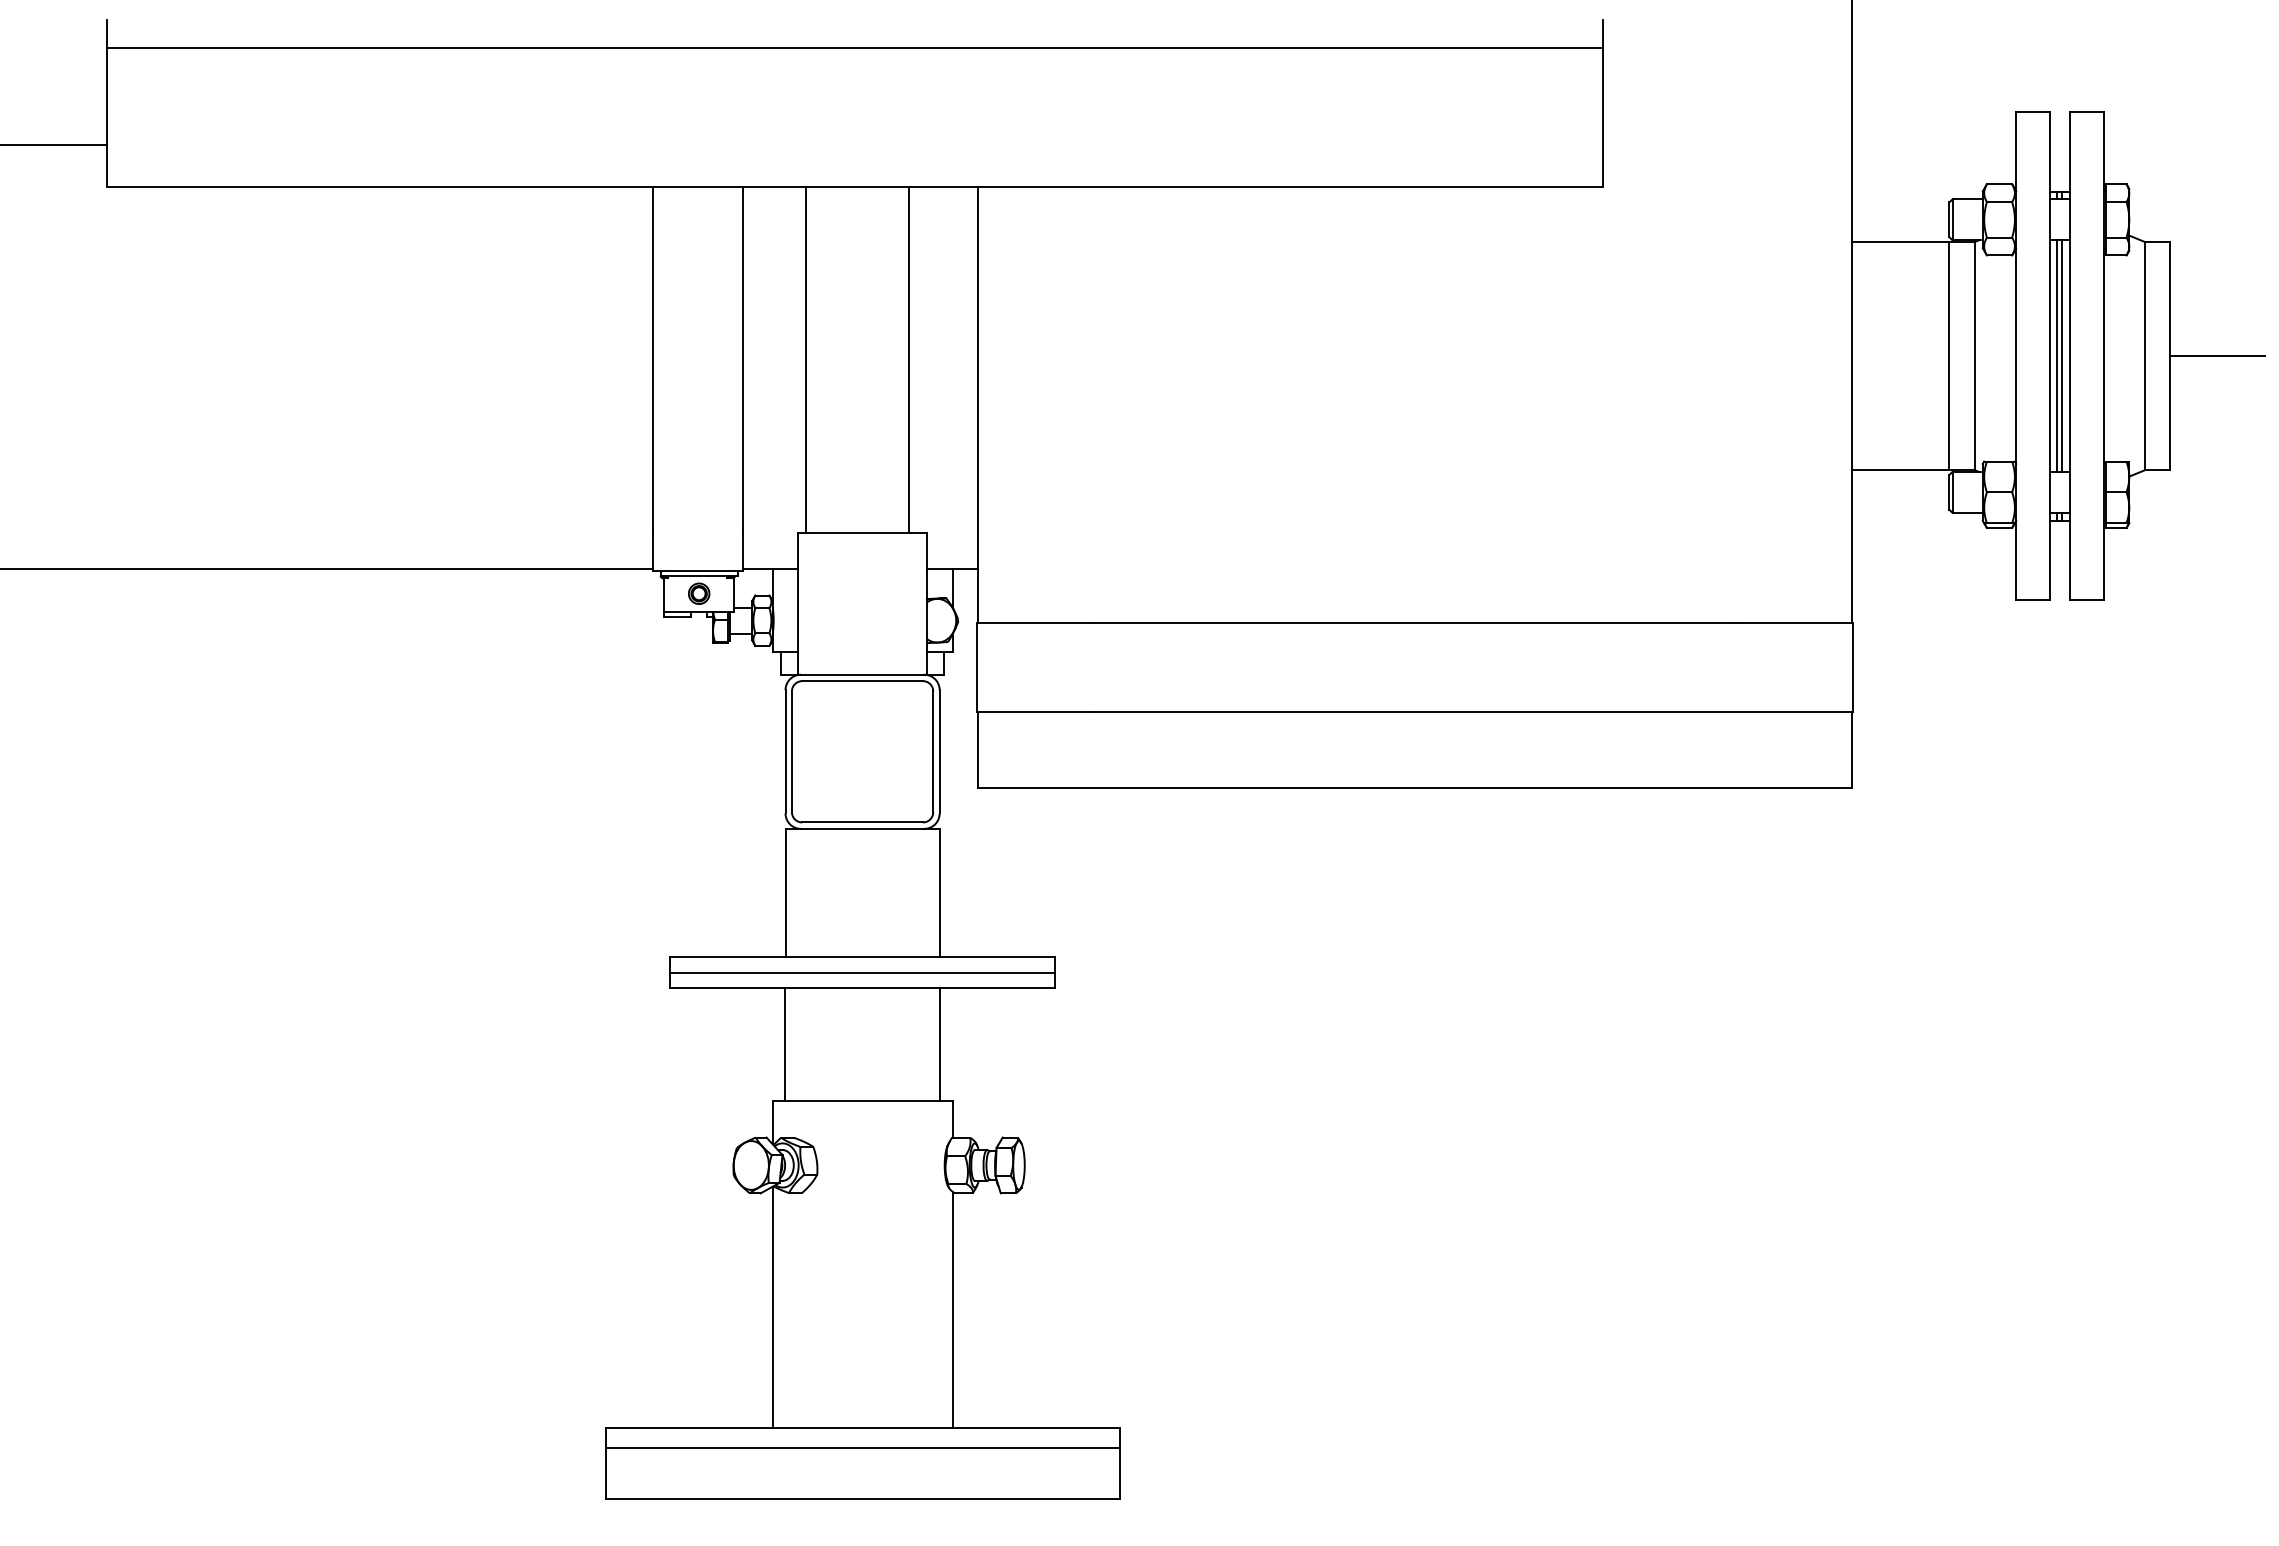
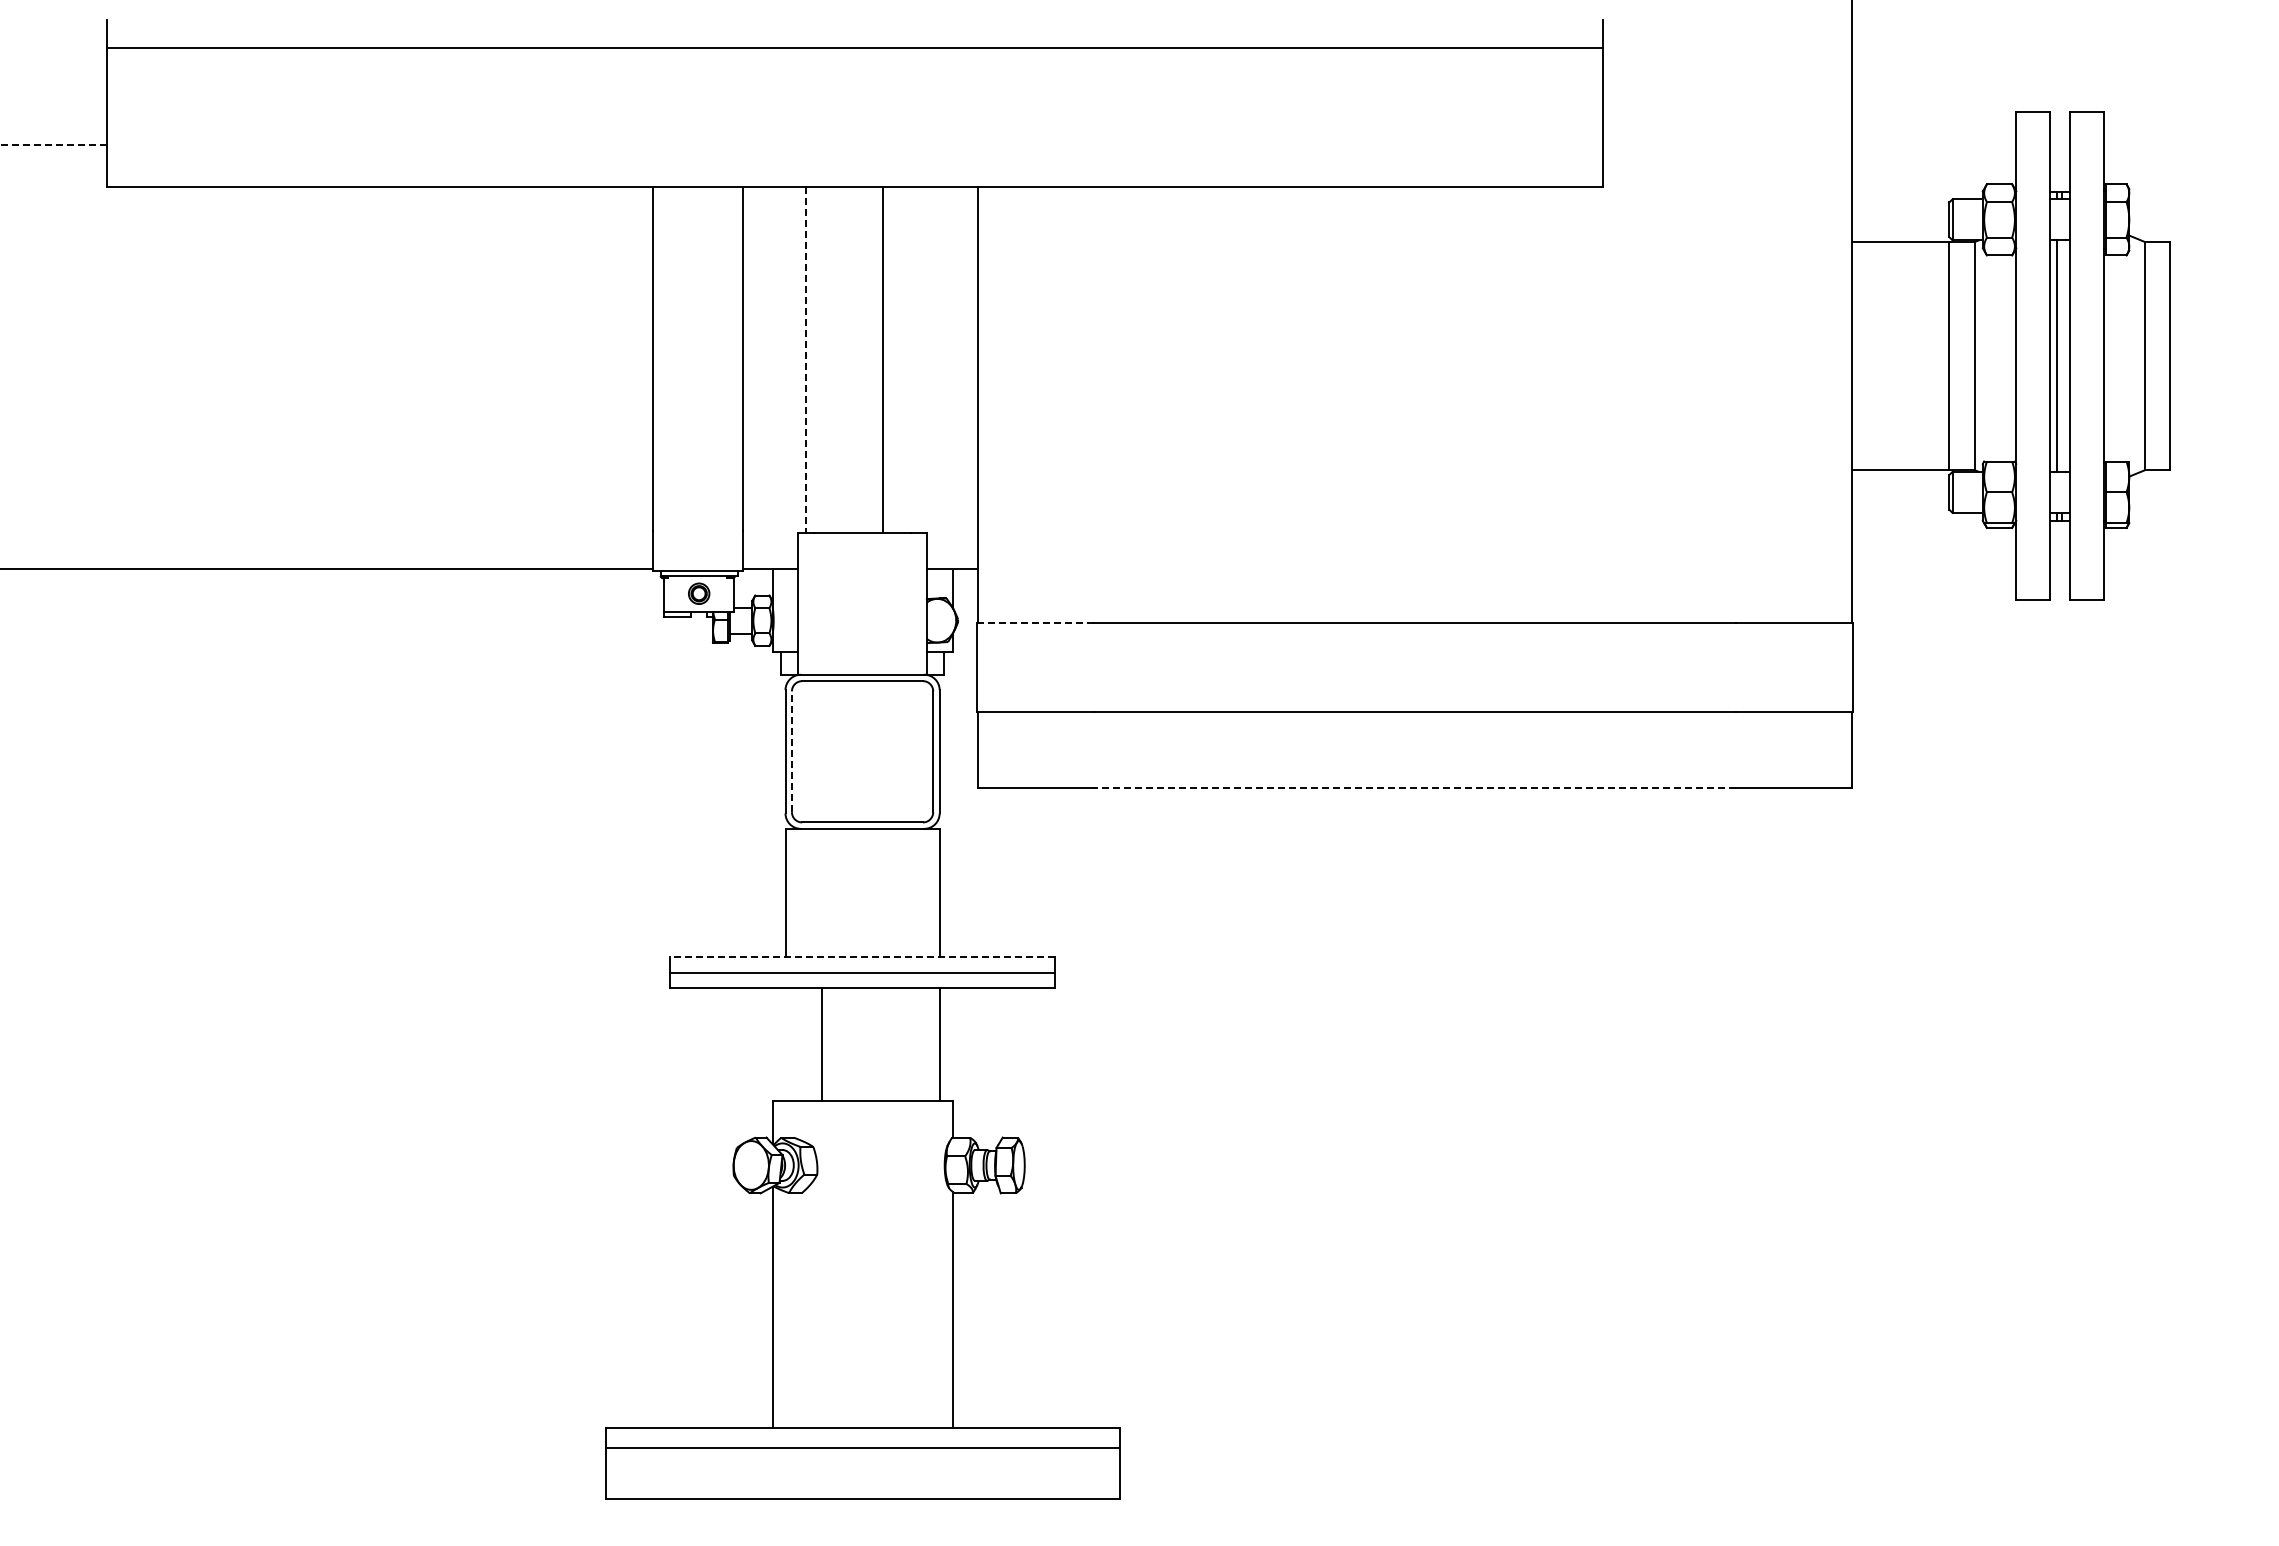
line: solid -> dashed (53, 145)
line: present -> none (2062, 355)
line: present -> none (2222, 356)
line position: (908, 359) -> (882, 359) (882, 359)
line: solid -> dashed (806, 360)
line: solid -> dashed (1035, 622)
line: solid -> dashed (791, 751)
line: solid -> dashed (1414, 787)
line: solid -> dashed (862, 957)
line position: (785, 1044) -> (822, 1044) (822, 1044)
